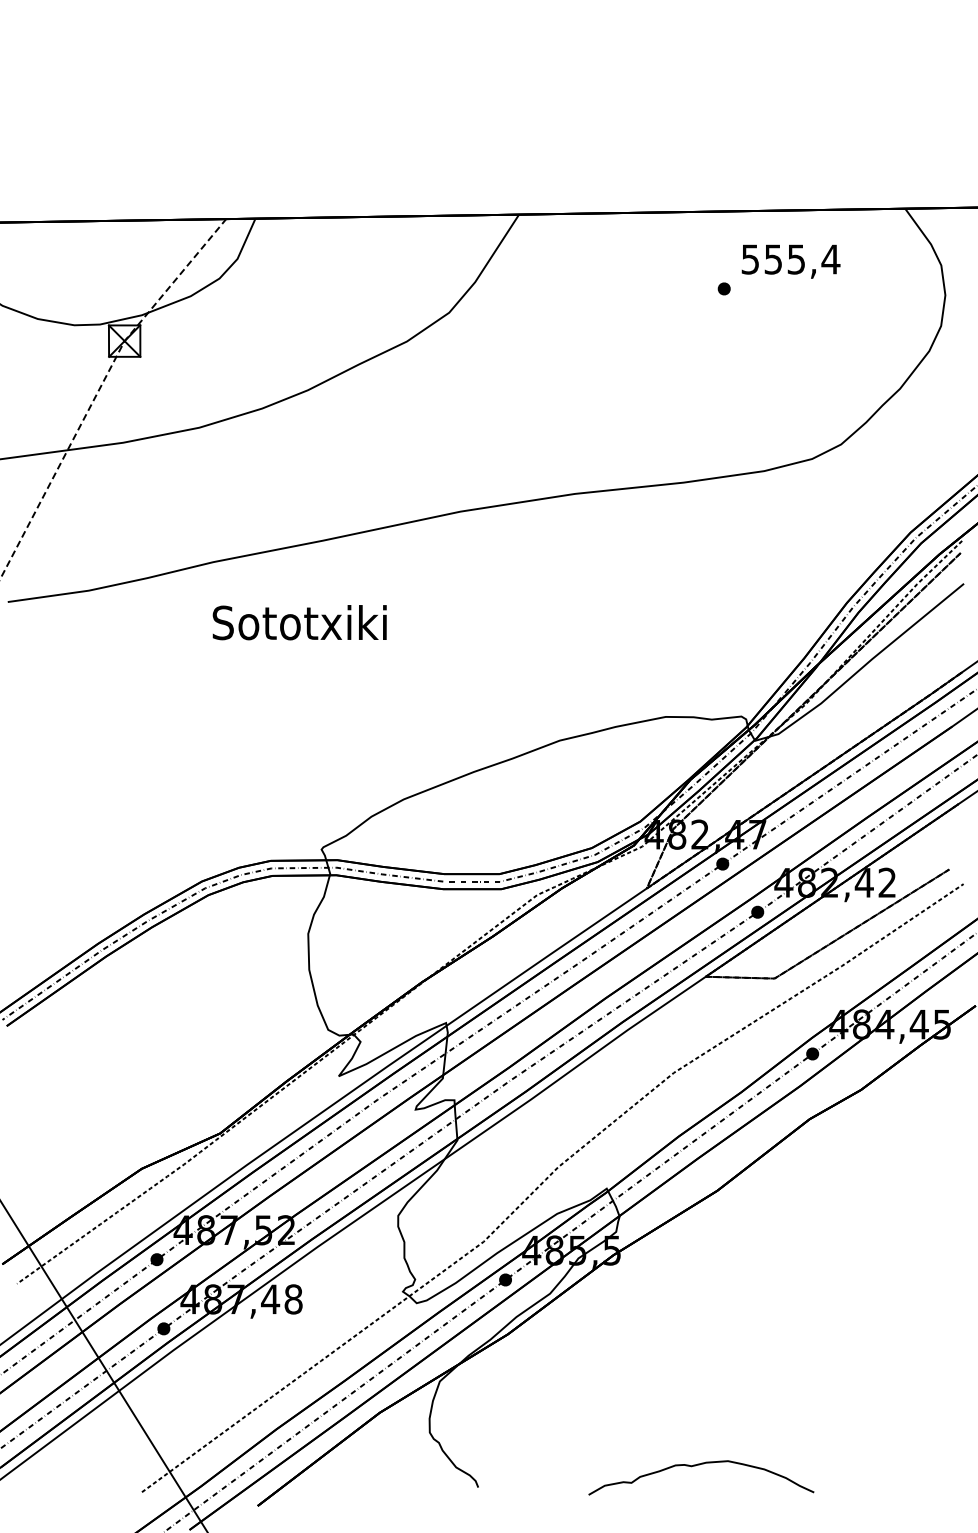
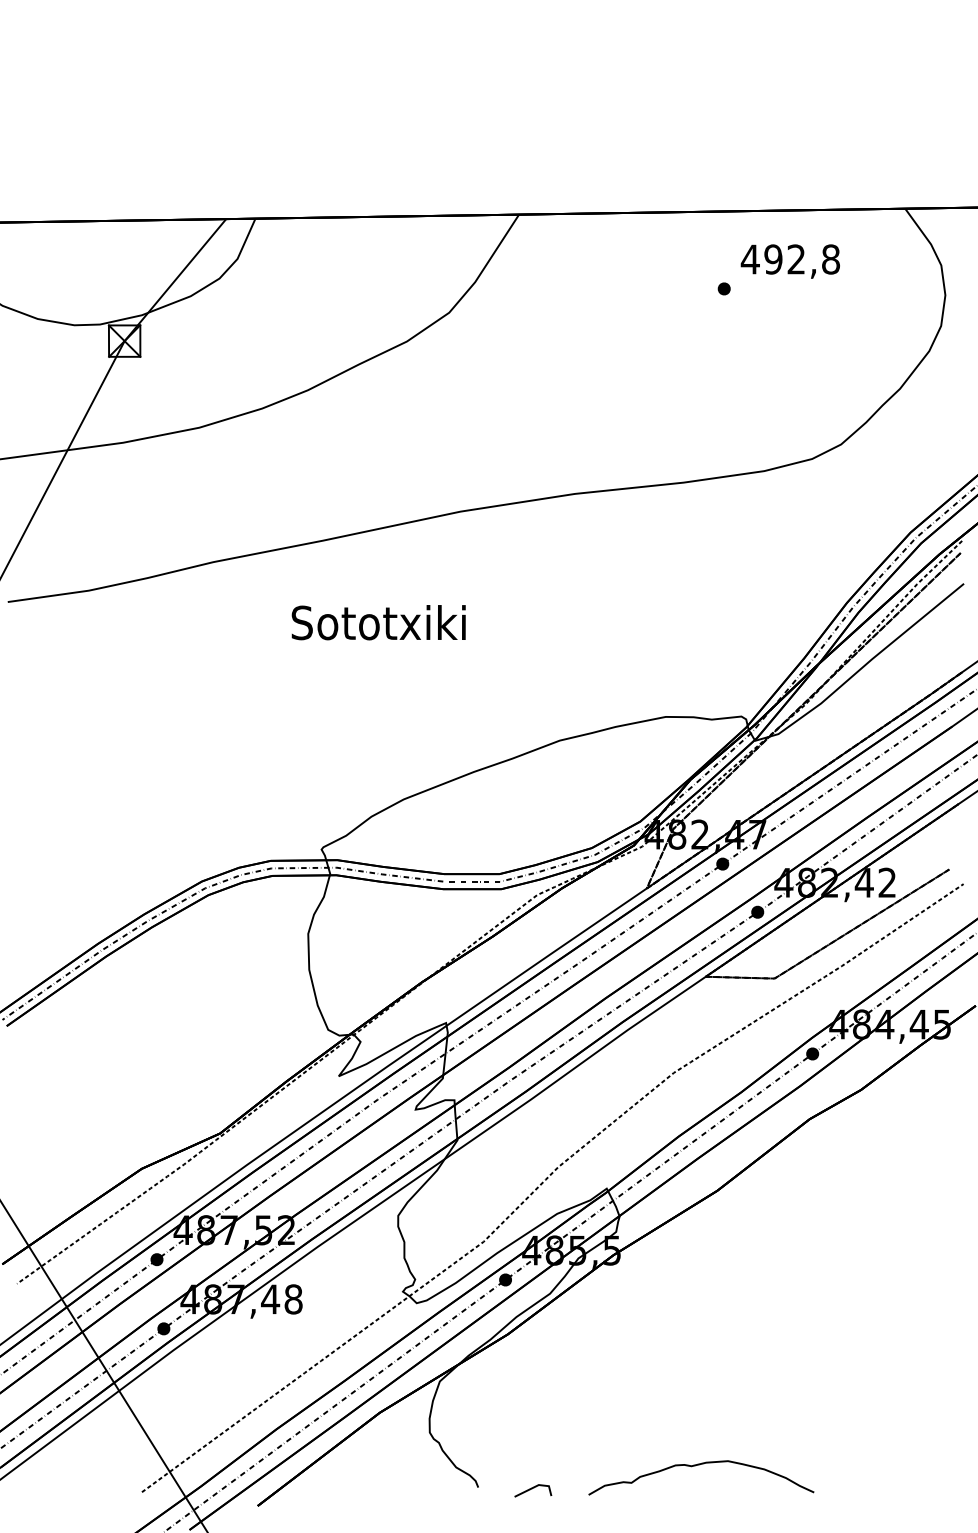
text: 555,4 -> 492,8 (790, 259)
line: dashed -> solid (99, 388)
text position: (299, 622) -> (378, 622) (378, 622)
line: none -> present (532, 1489)
